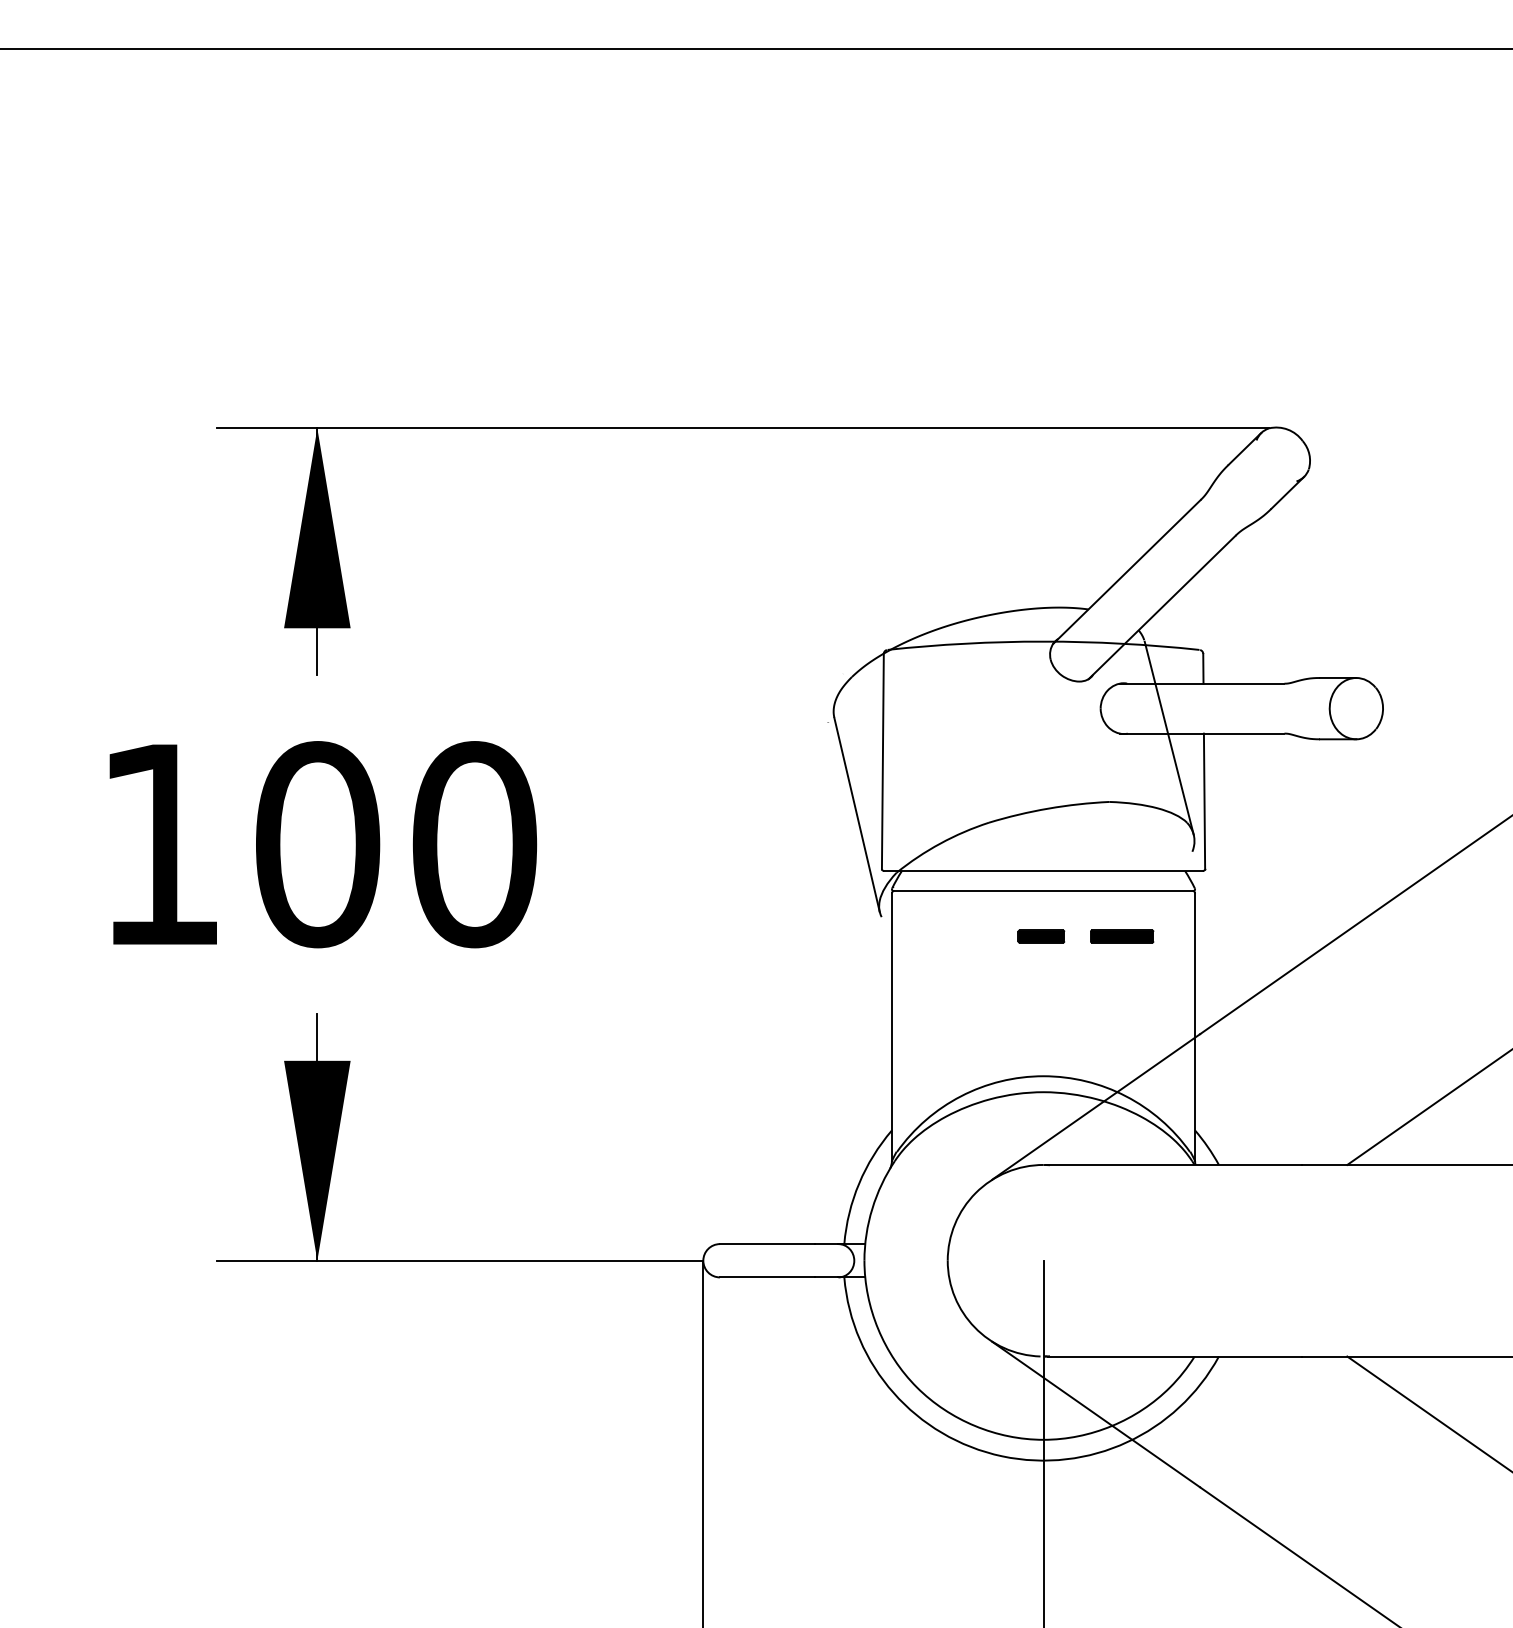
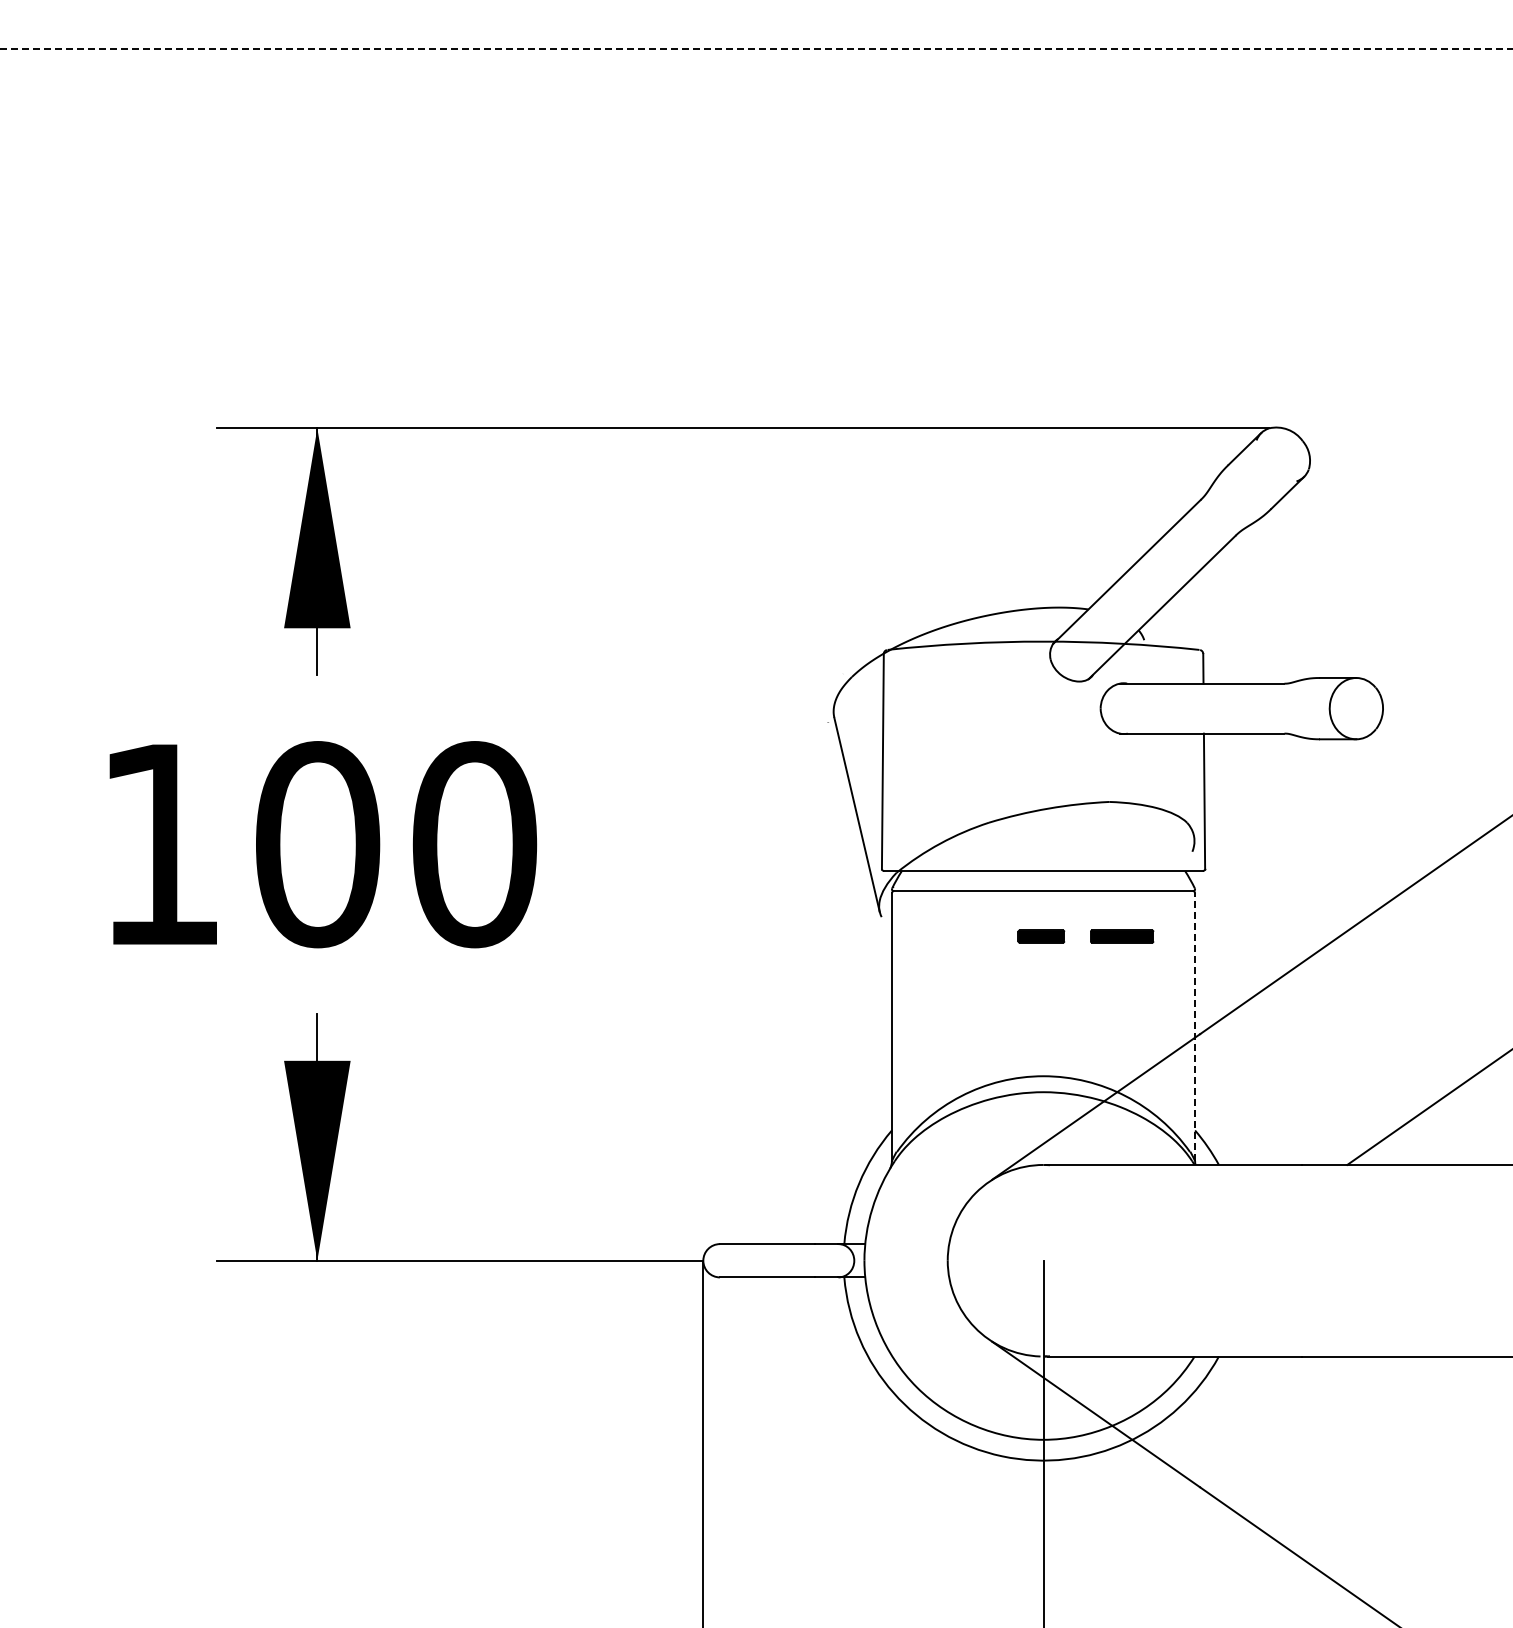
line: solid -> dashed (756, 48)
line: present -> none (1168, 737)
line: solid -> dashed (1195, 1027)
line: present -> none (1428, 1413)
